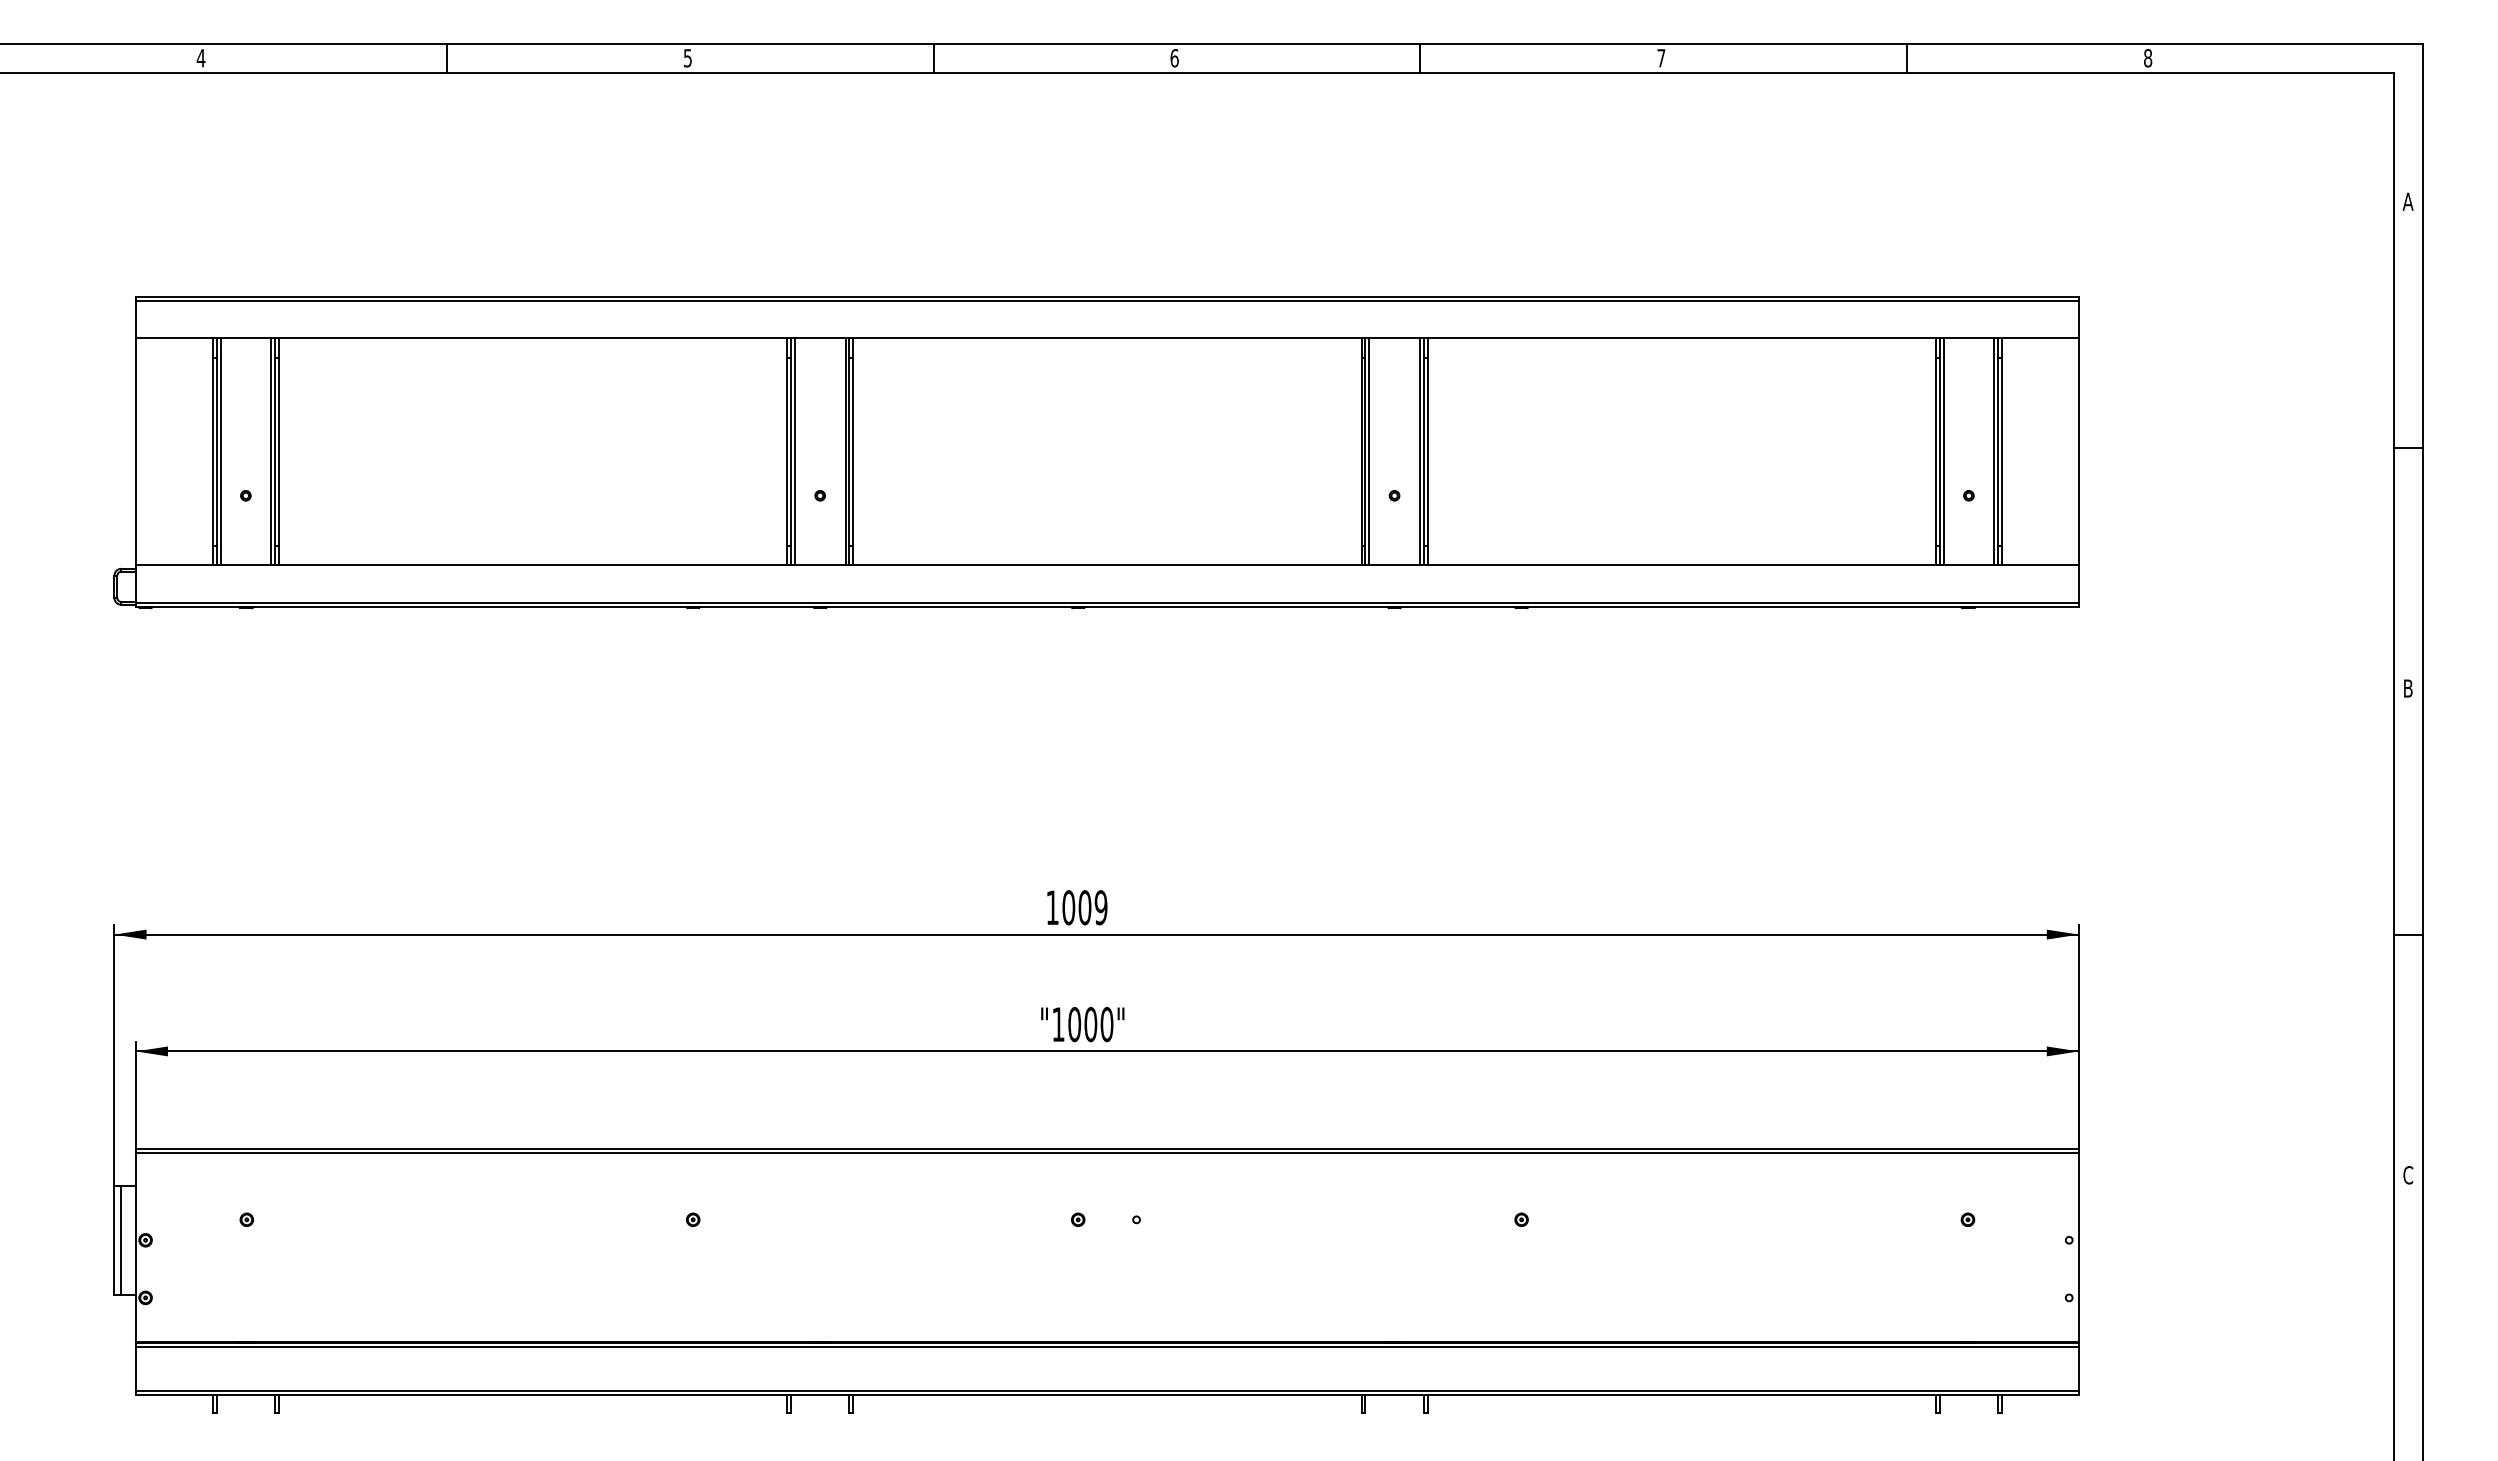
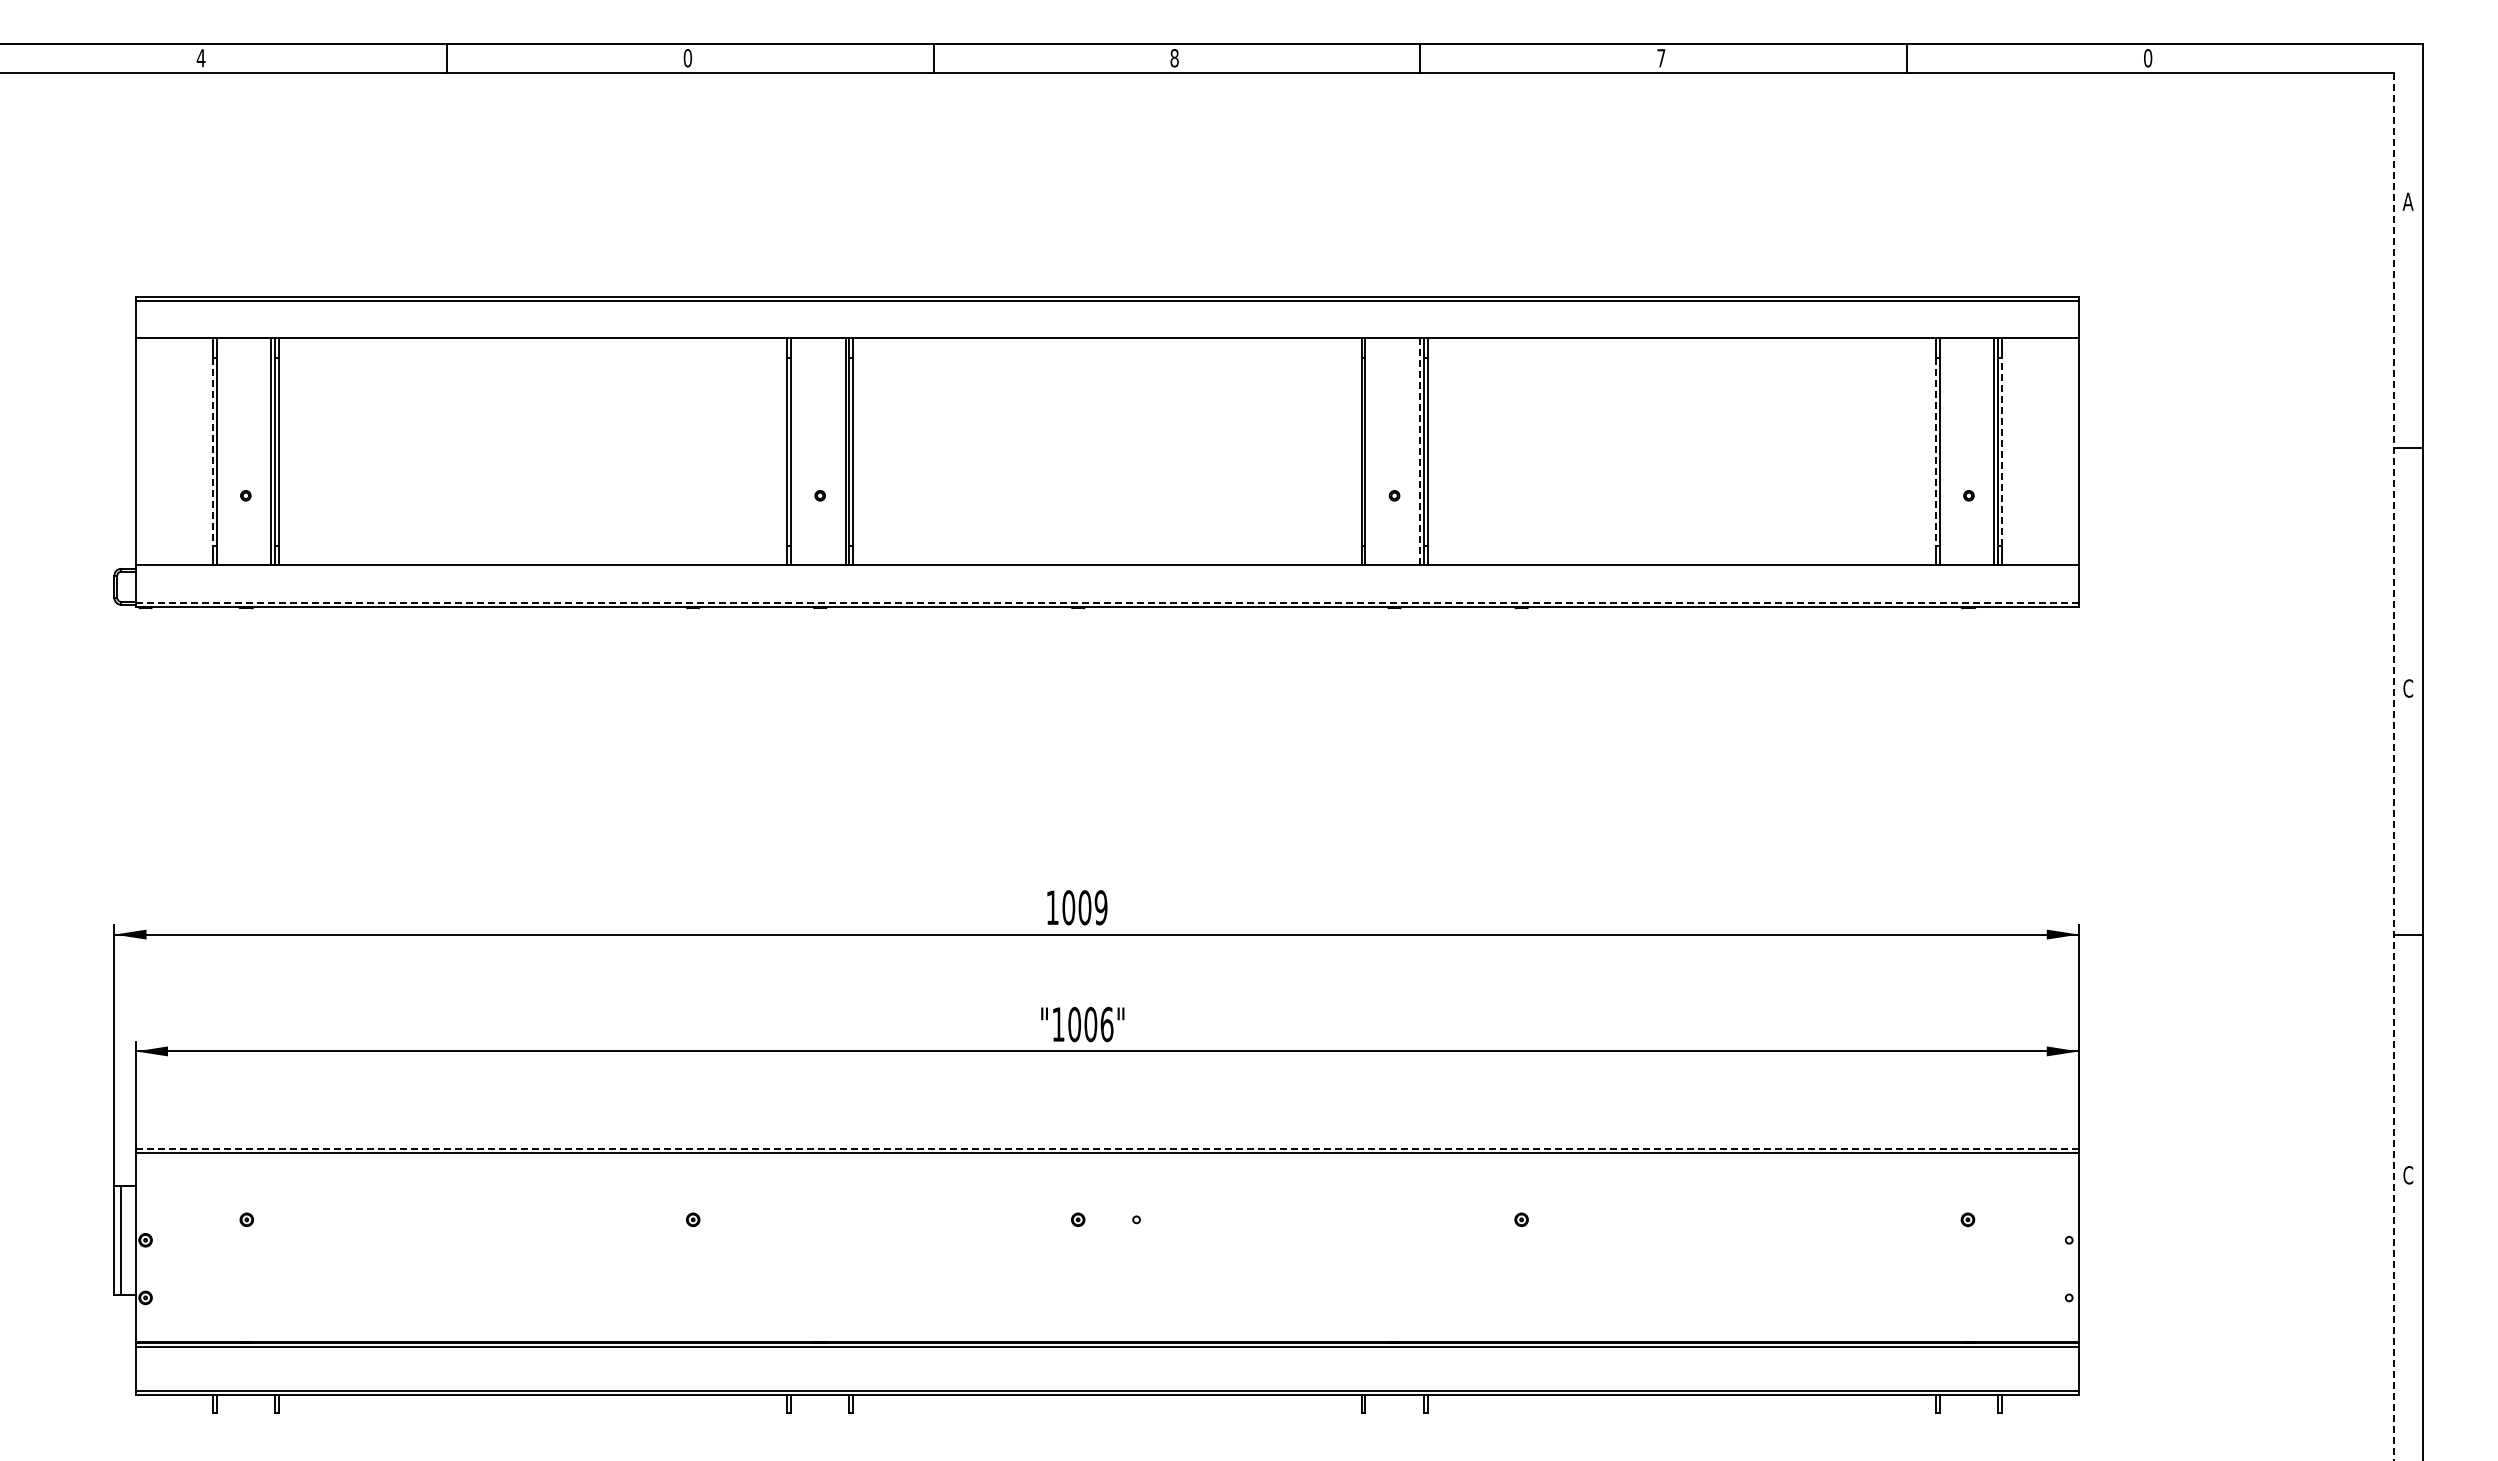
text: 5 -> 0 (687, 58)
text: 6 -> 8 (1174, 58)
text: 8 -> 0 (2148, 58)
line: present -> none (220, 451)
line: present -> none (794, 451)
line: present -> none (1369, 451)
line: present -> none (1943, 451)
line: solid -> dashed (2002, 451)
line: solid -> dashed (212, 452)
line: solid -> dashed (1419, 452)
line: solid -> dashed (1935, 452)
line: solid -> dashed (1107, 602)
text: B -> C (2408, 688)
line: solid -> dashed (2393, 767)
text: "1000" -> "1006" (1106, 1024)
line: solid -> dashed (1107, 1148)
